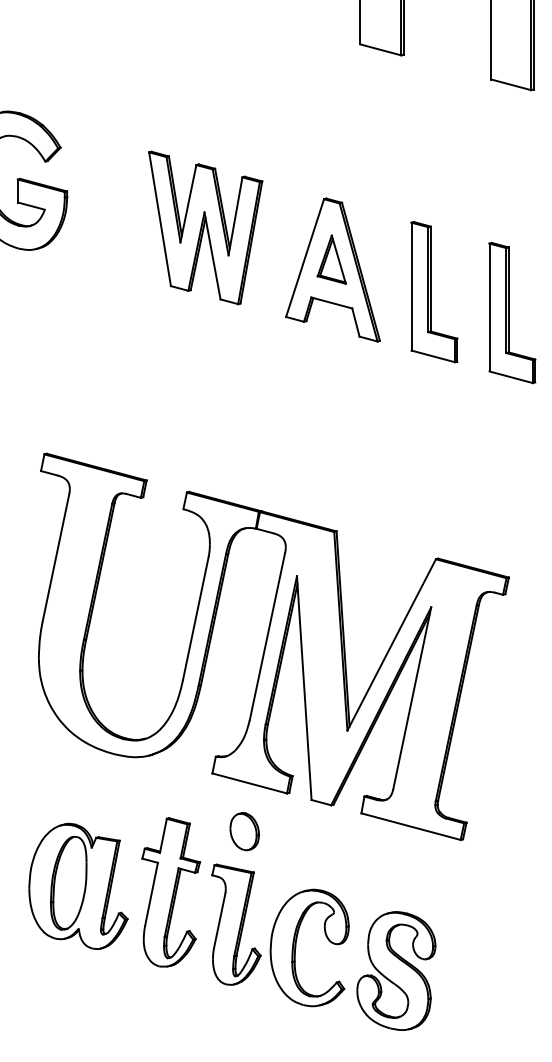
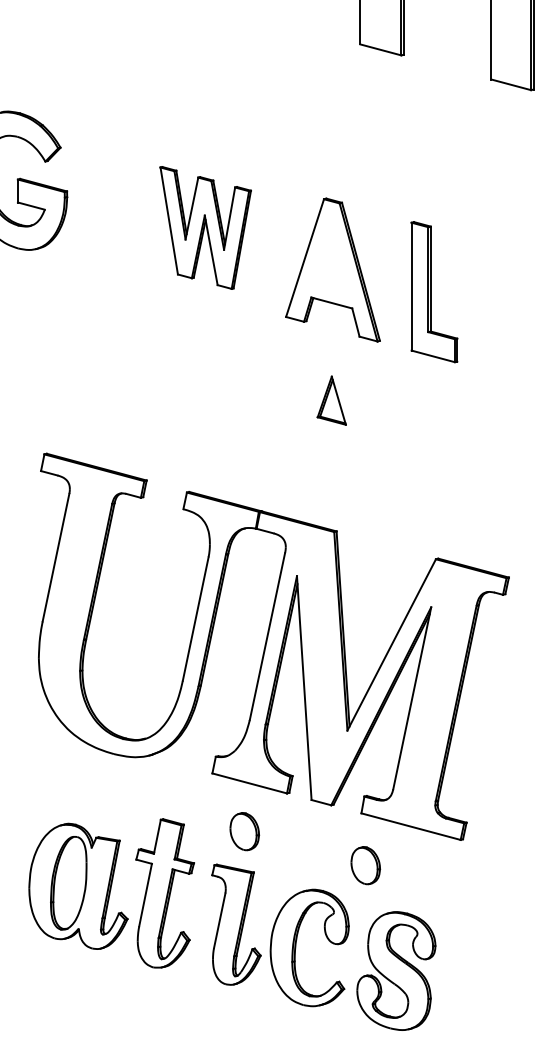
part size: 116x156 px -> 93x124 px (205, 227)
part position: (331, 259) -> (331, 400) (331, 400)
part: present -> none (512, 313)
part: none -> present (365, 865)
part position: (170, 892) -> (164, 893) (164, 893)
